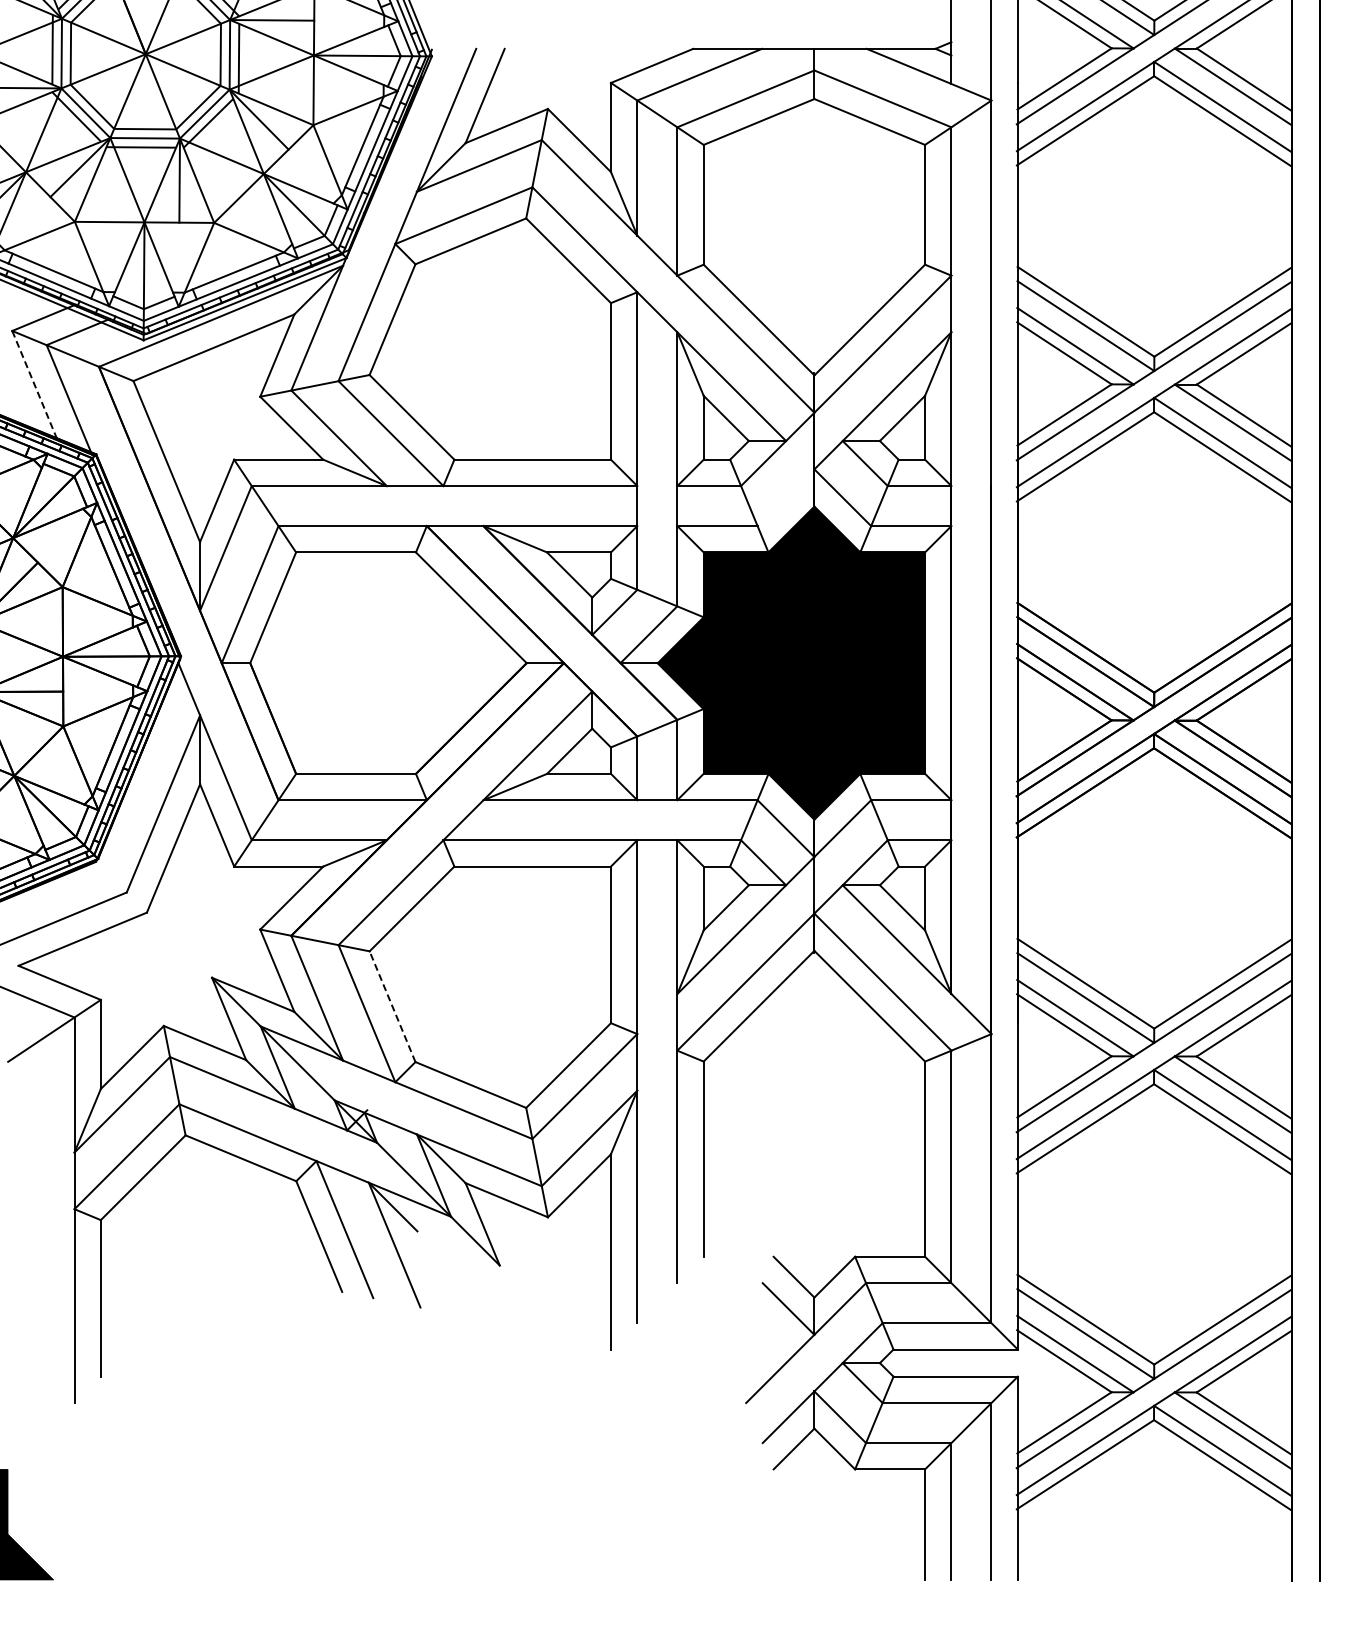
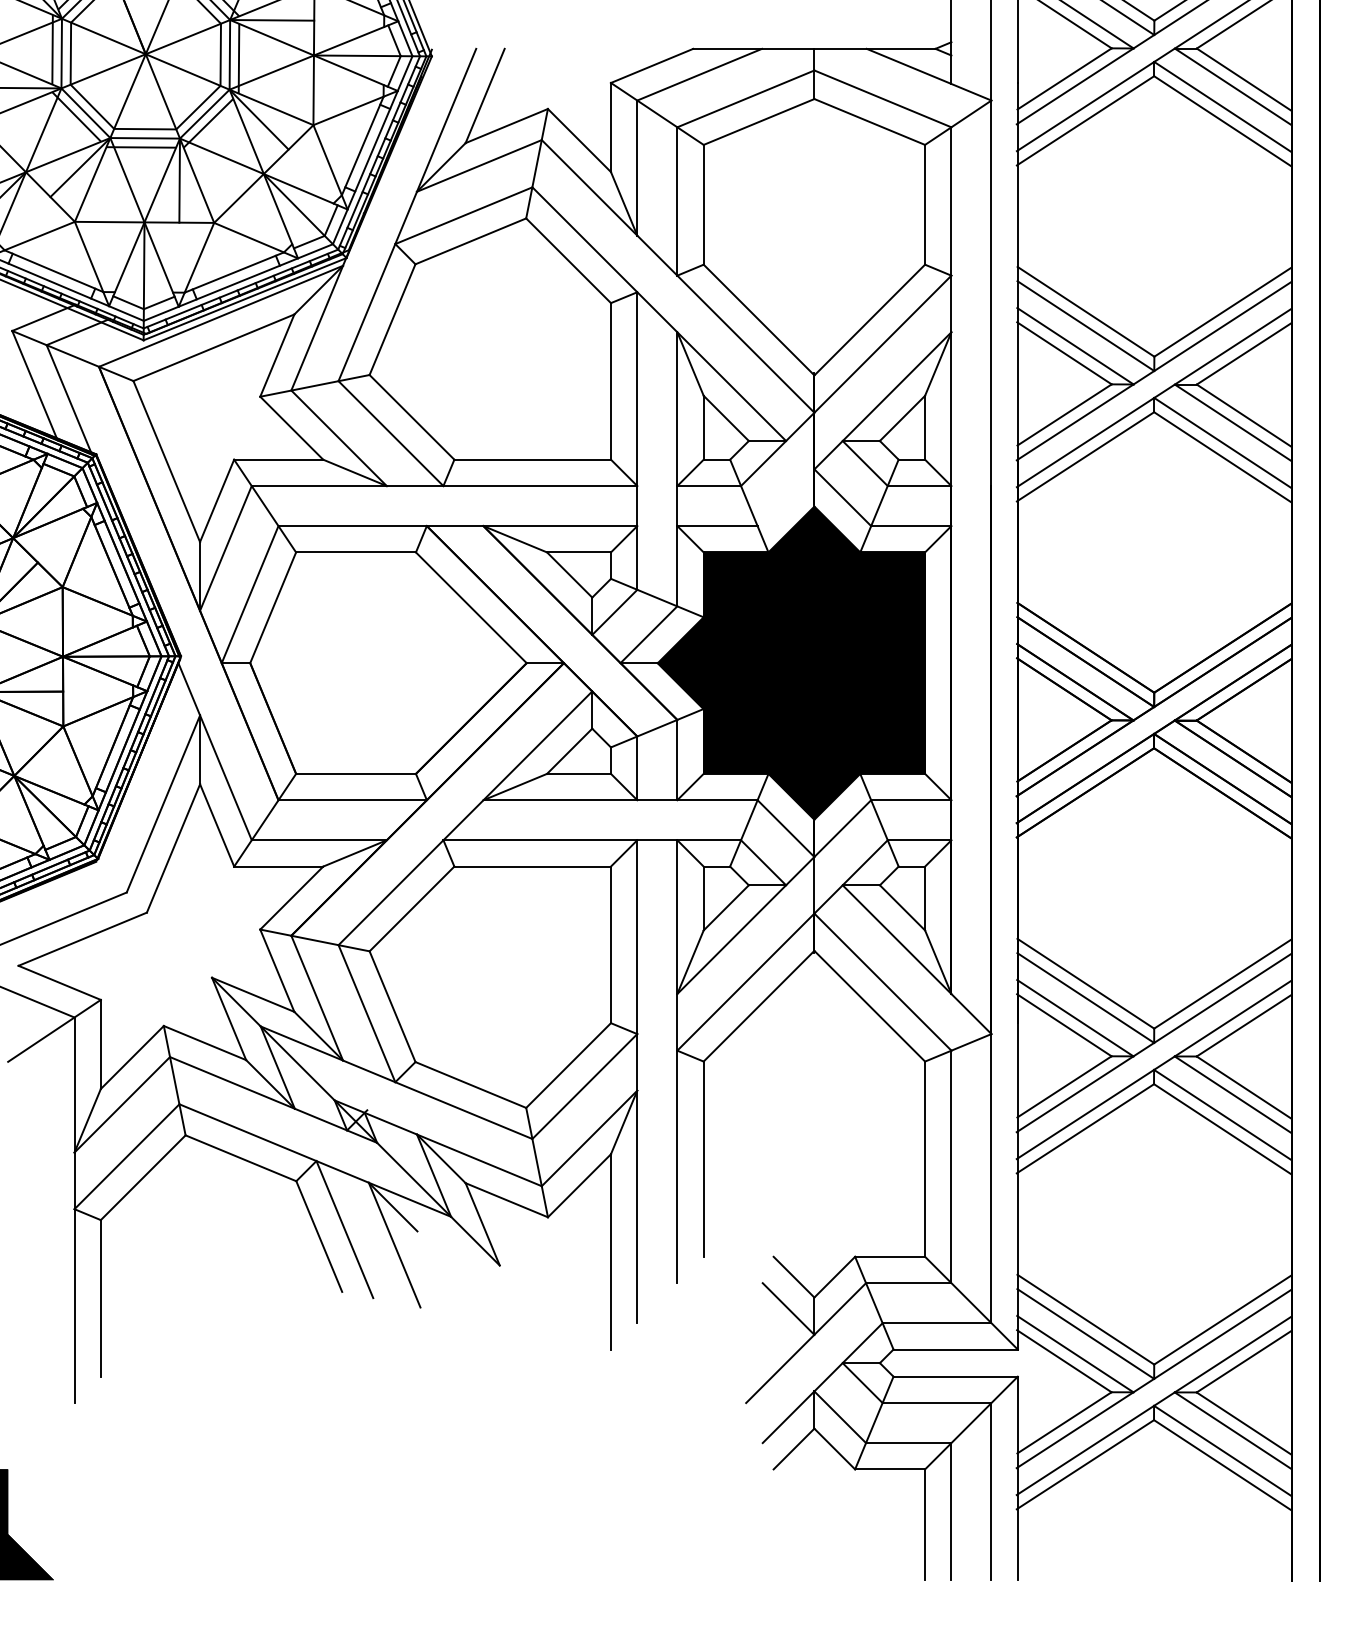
line: dashed -> solid (35, 386)
line: dashed -> solid (392, 1006)
